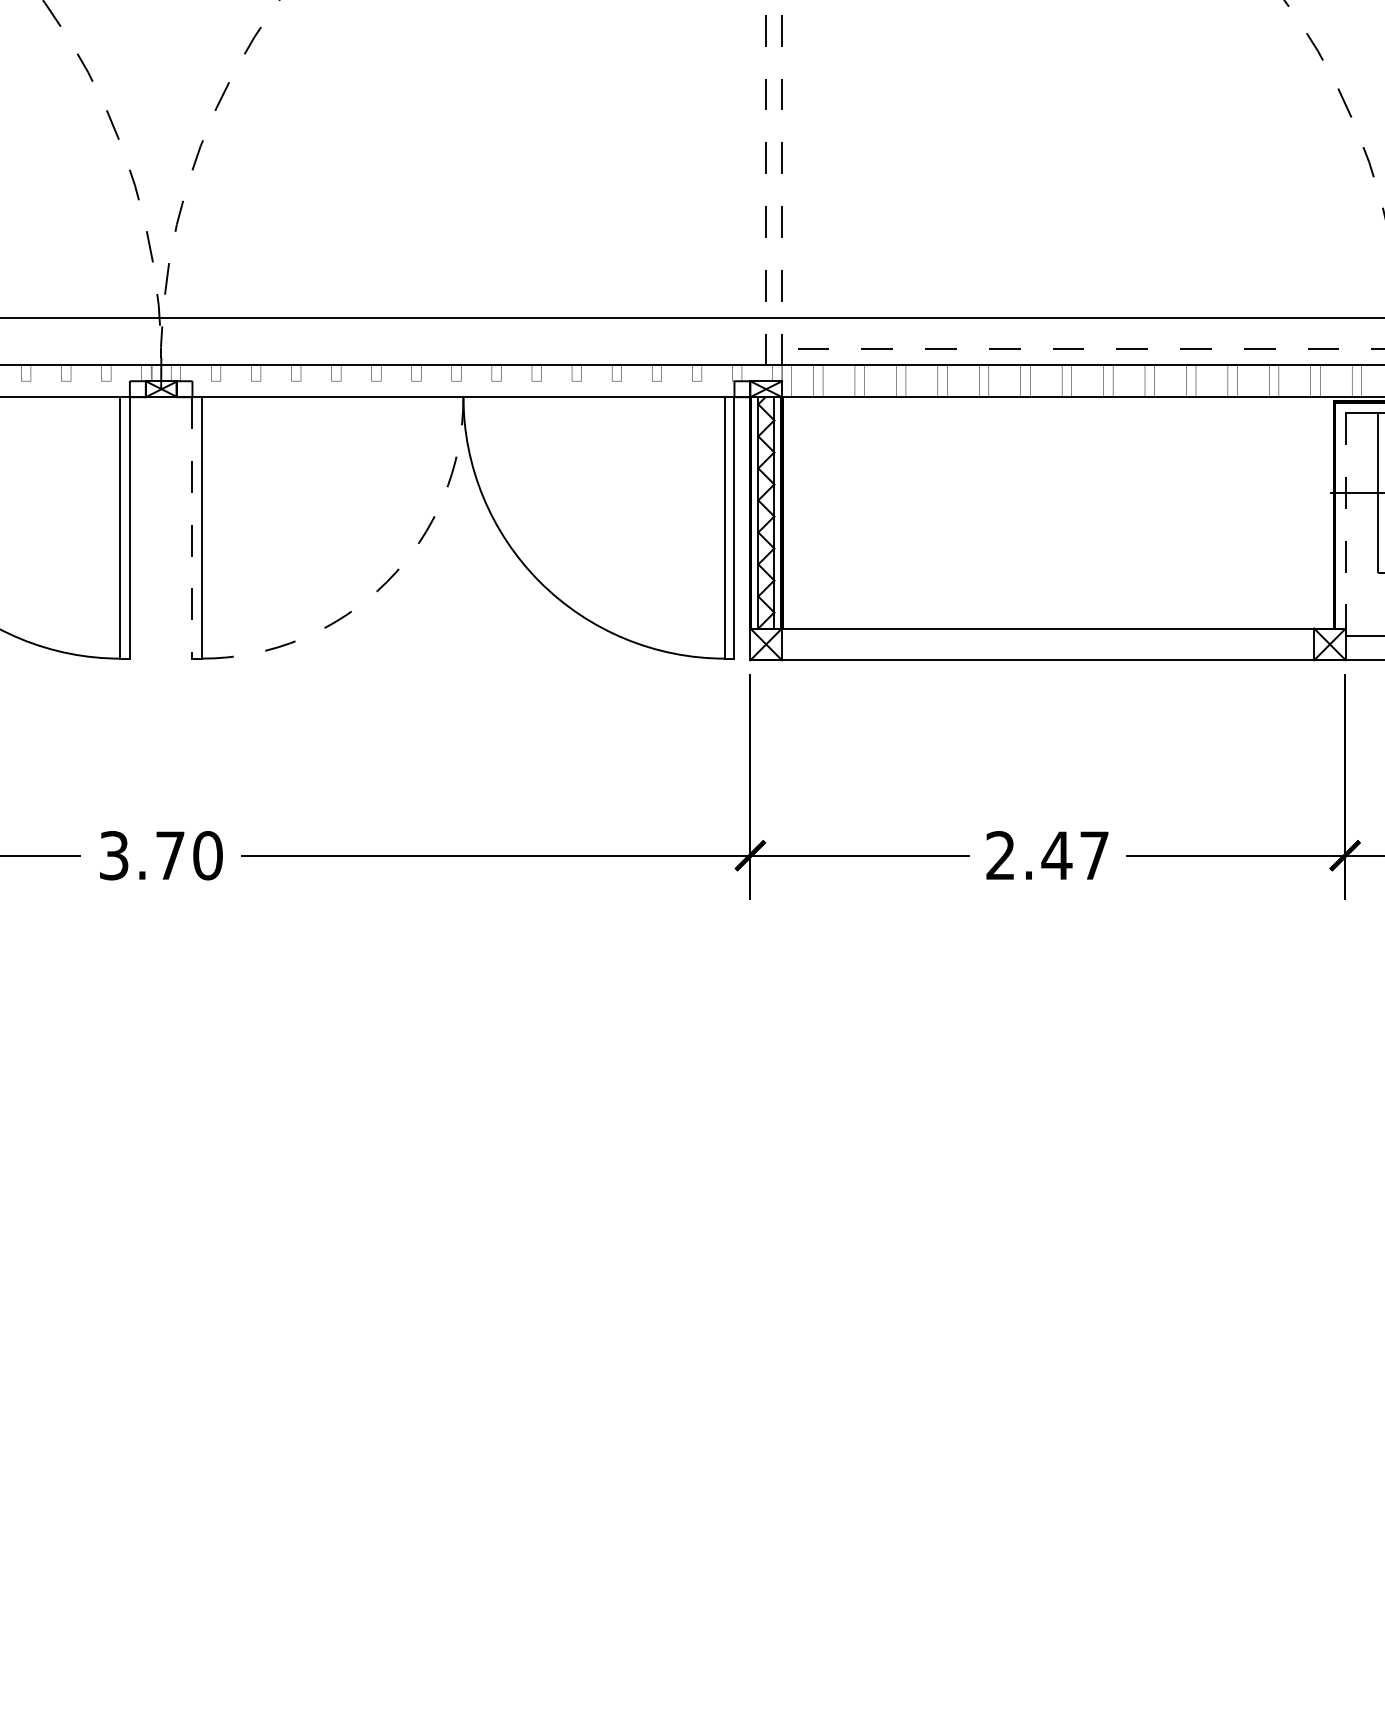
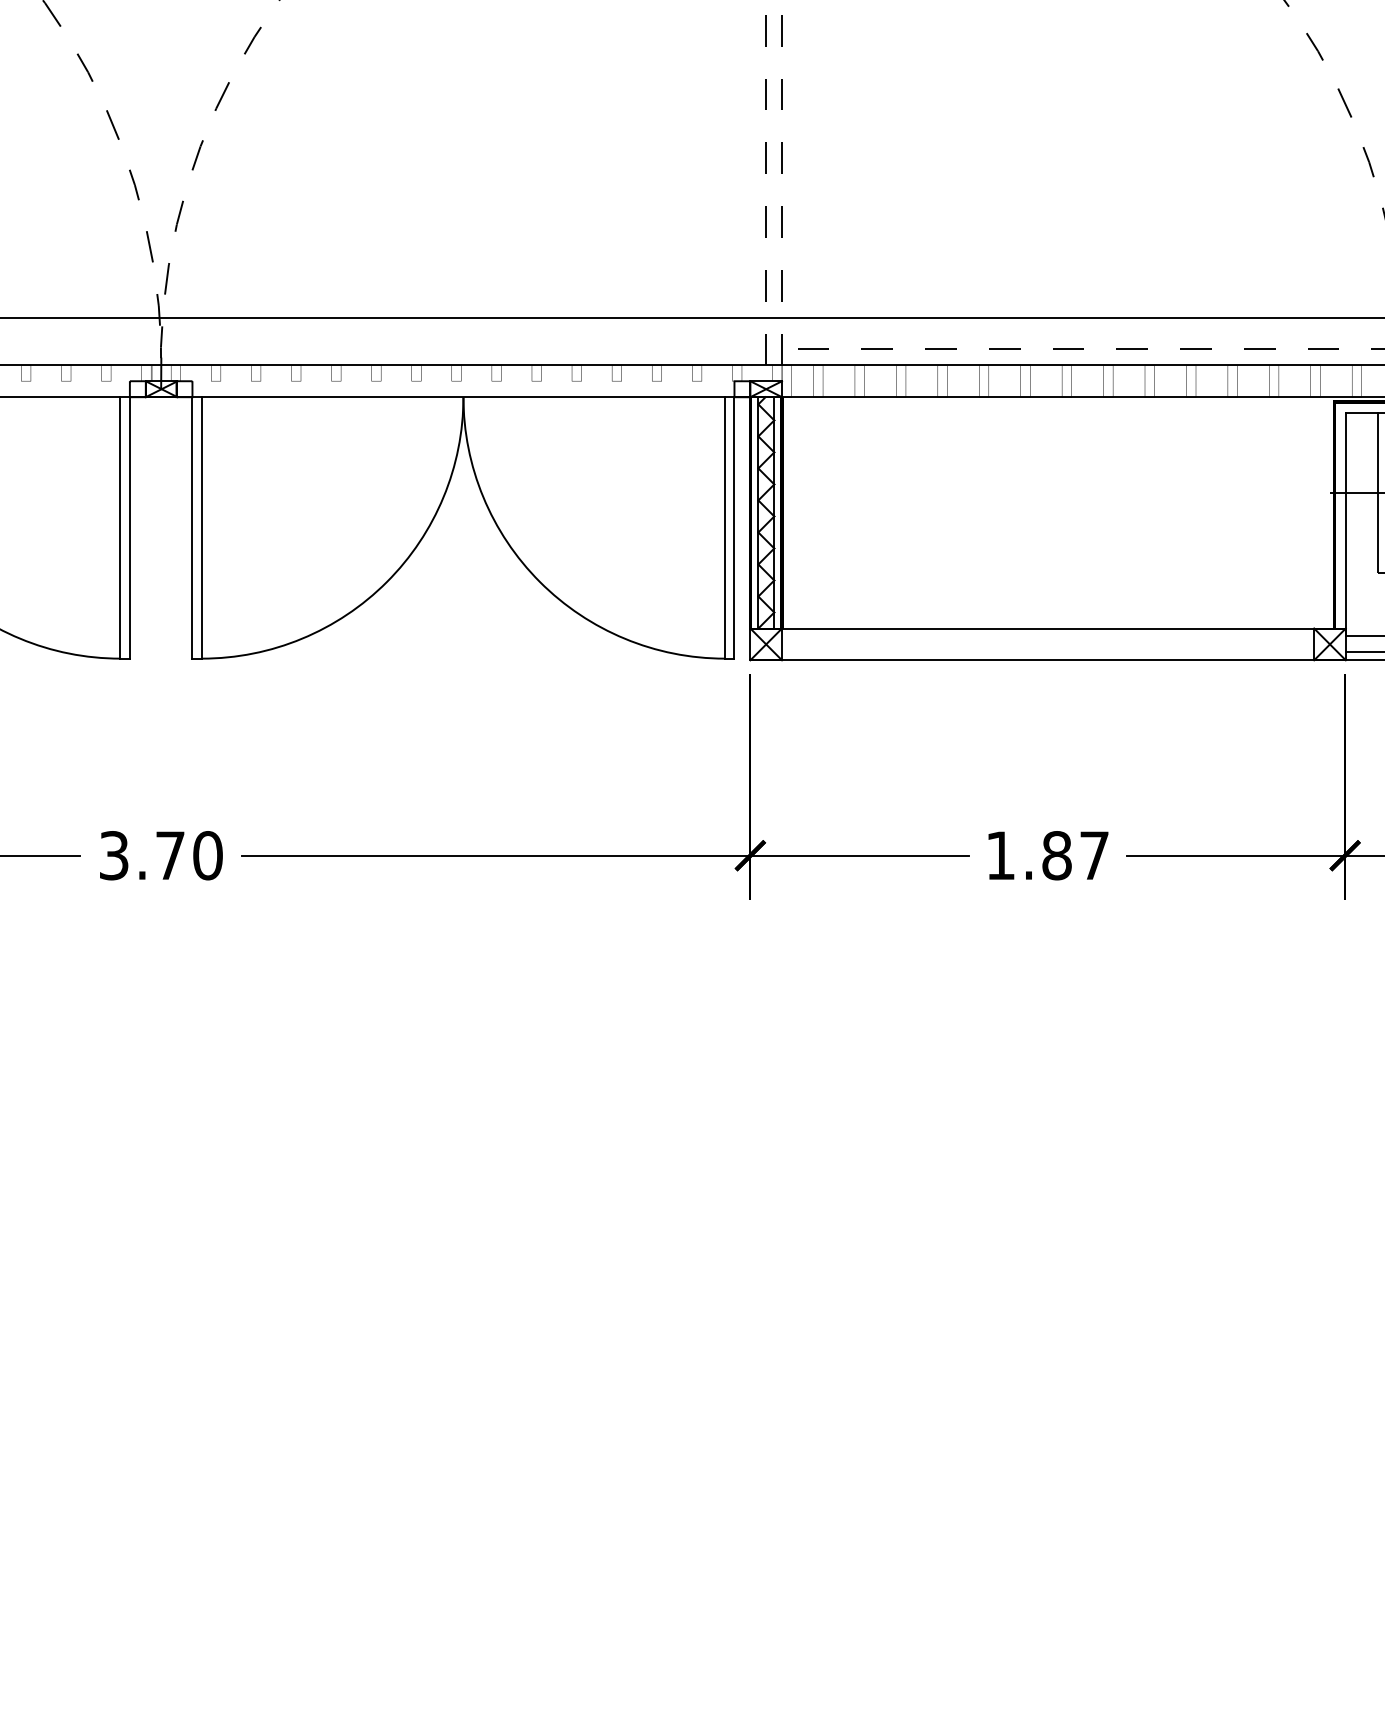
line: dashed -> solid (1345, 524)
line: dashed -> solid (192, 527)
arc: dashed -> solid (386, 582)
line: none -> present (1363, 652)
text: 2.47 -> 1.87 (1029, 855)
